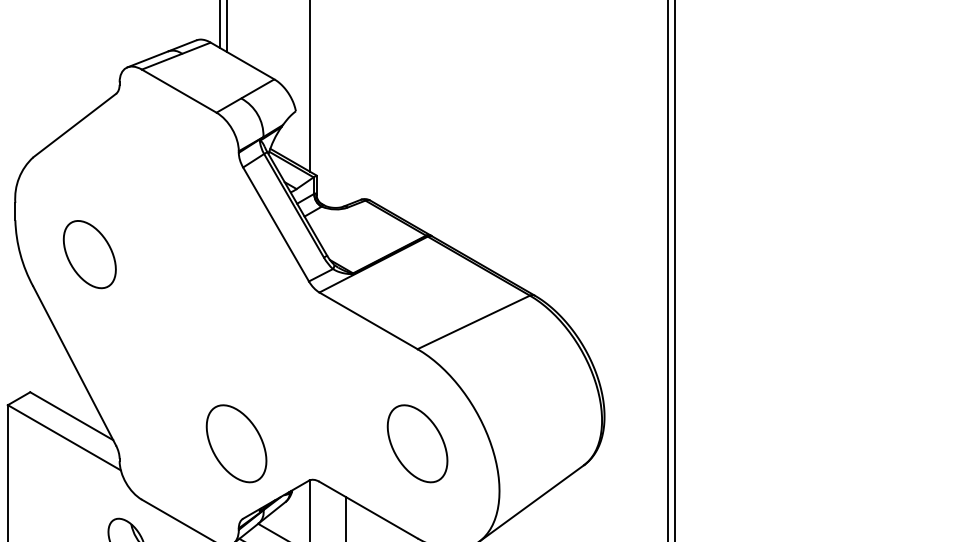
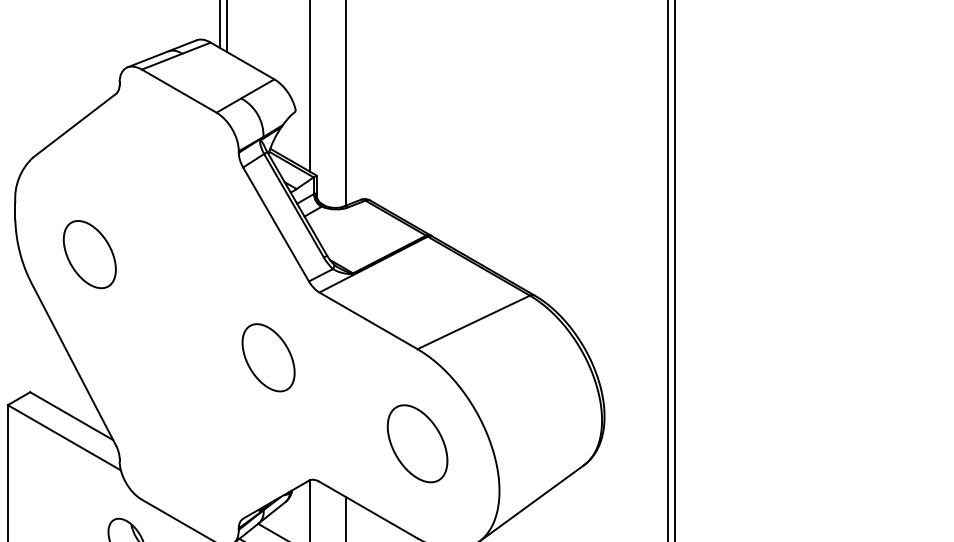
line: none -> present (346, 103)
part: none -> present (268, 357)
part: present -> none (236, 443)
